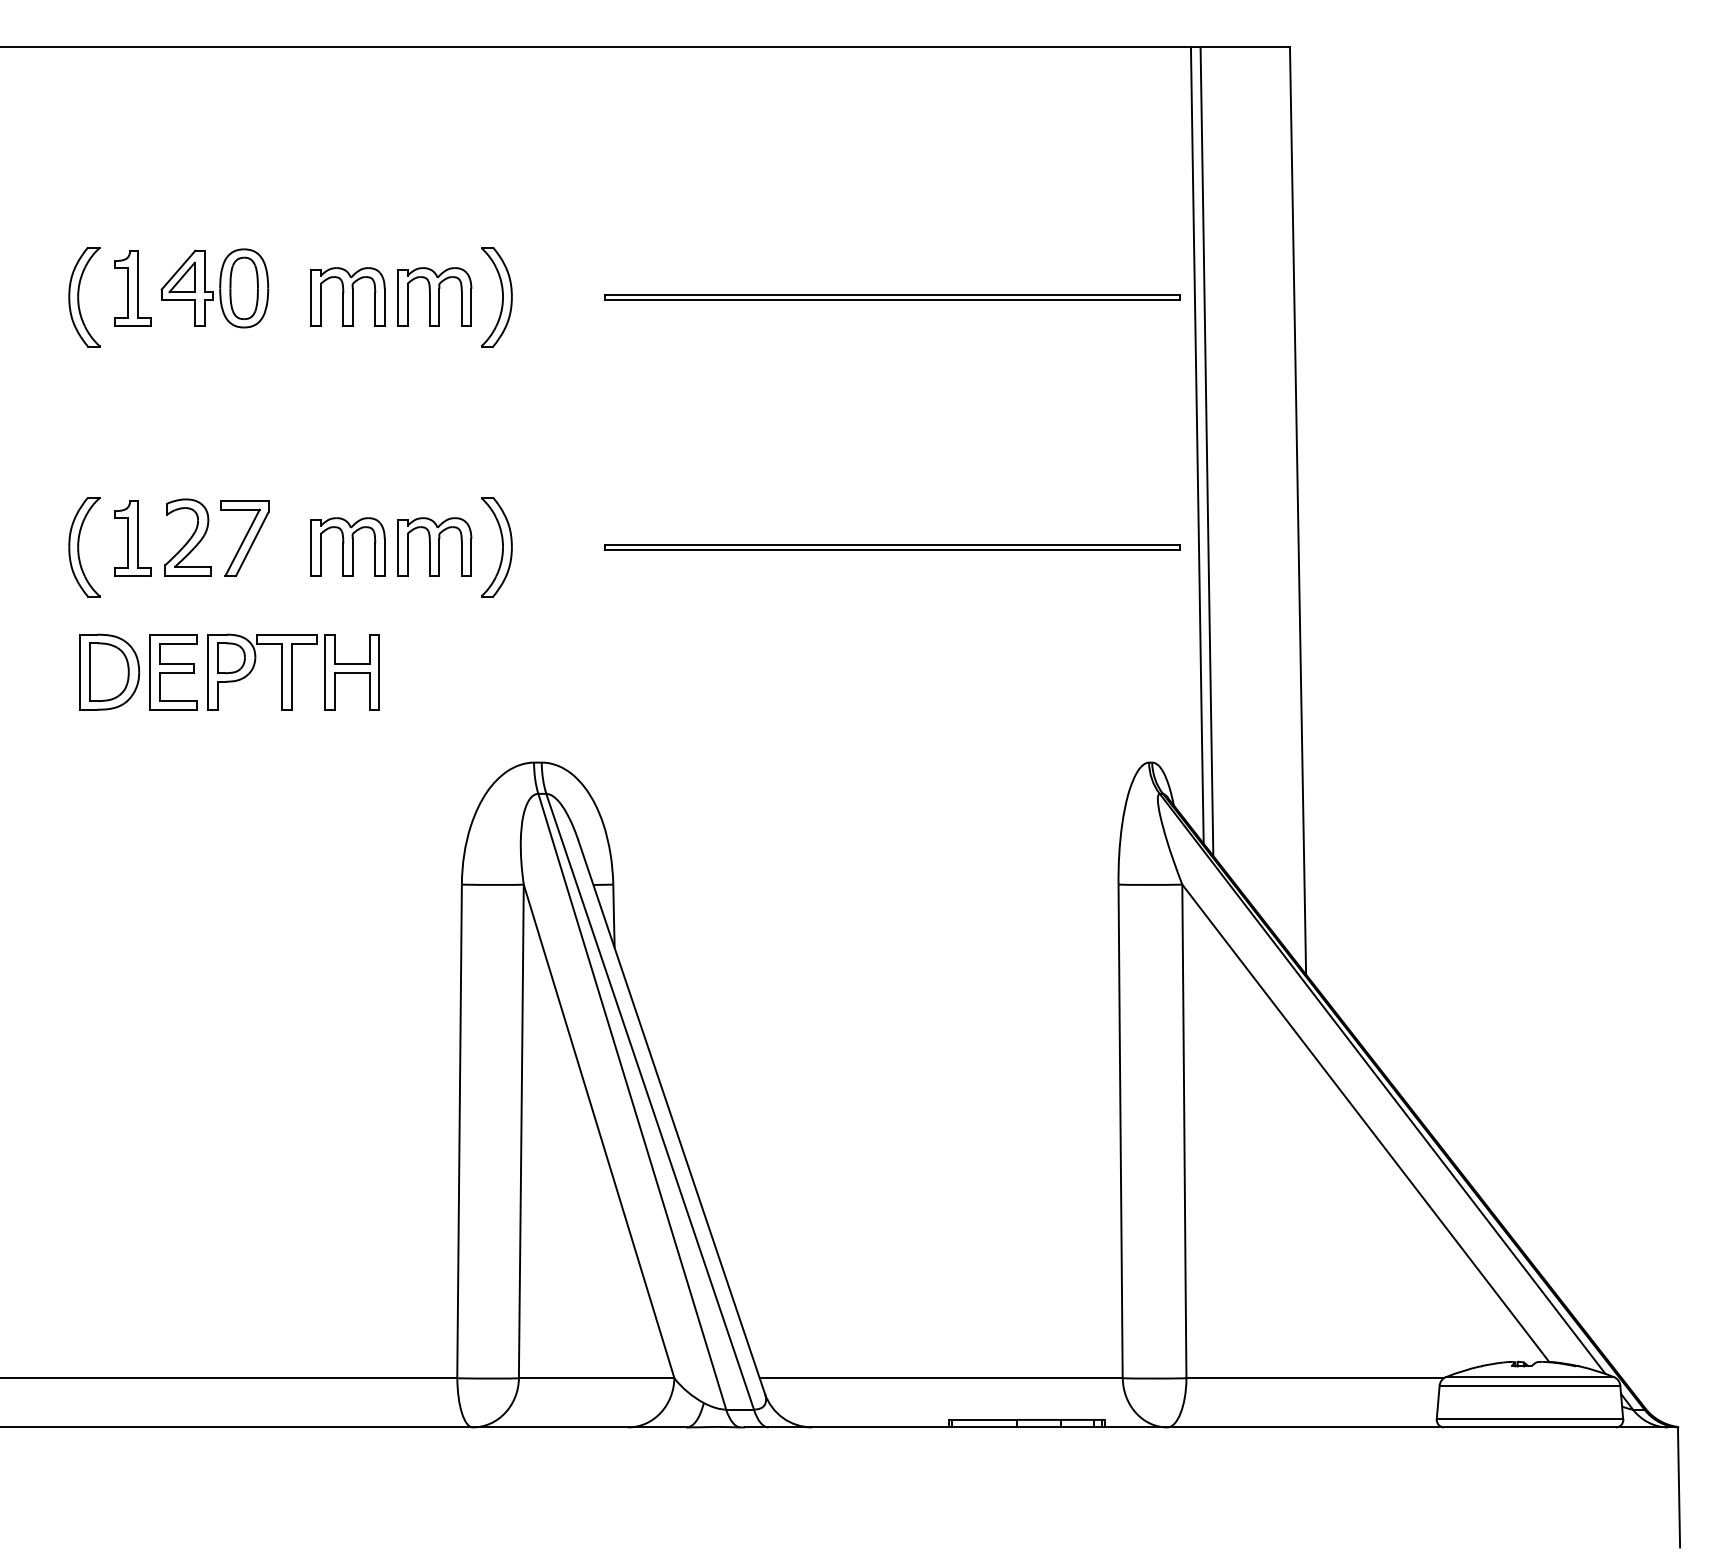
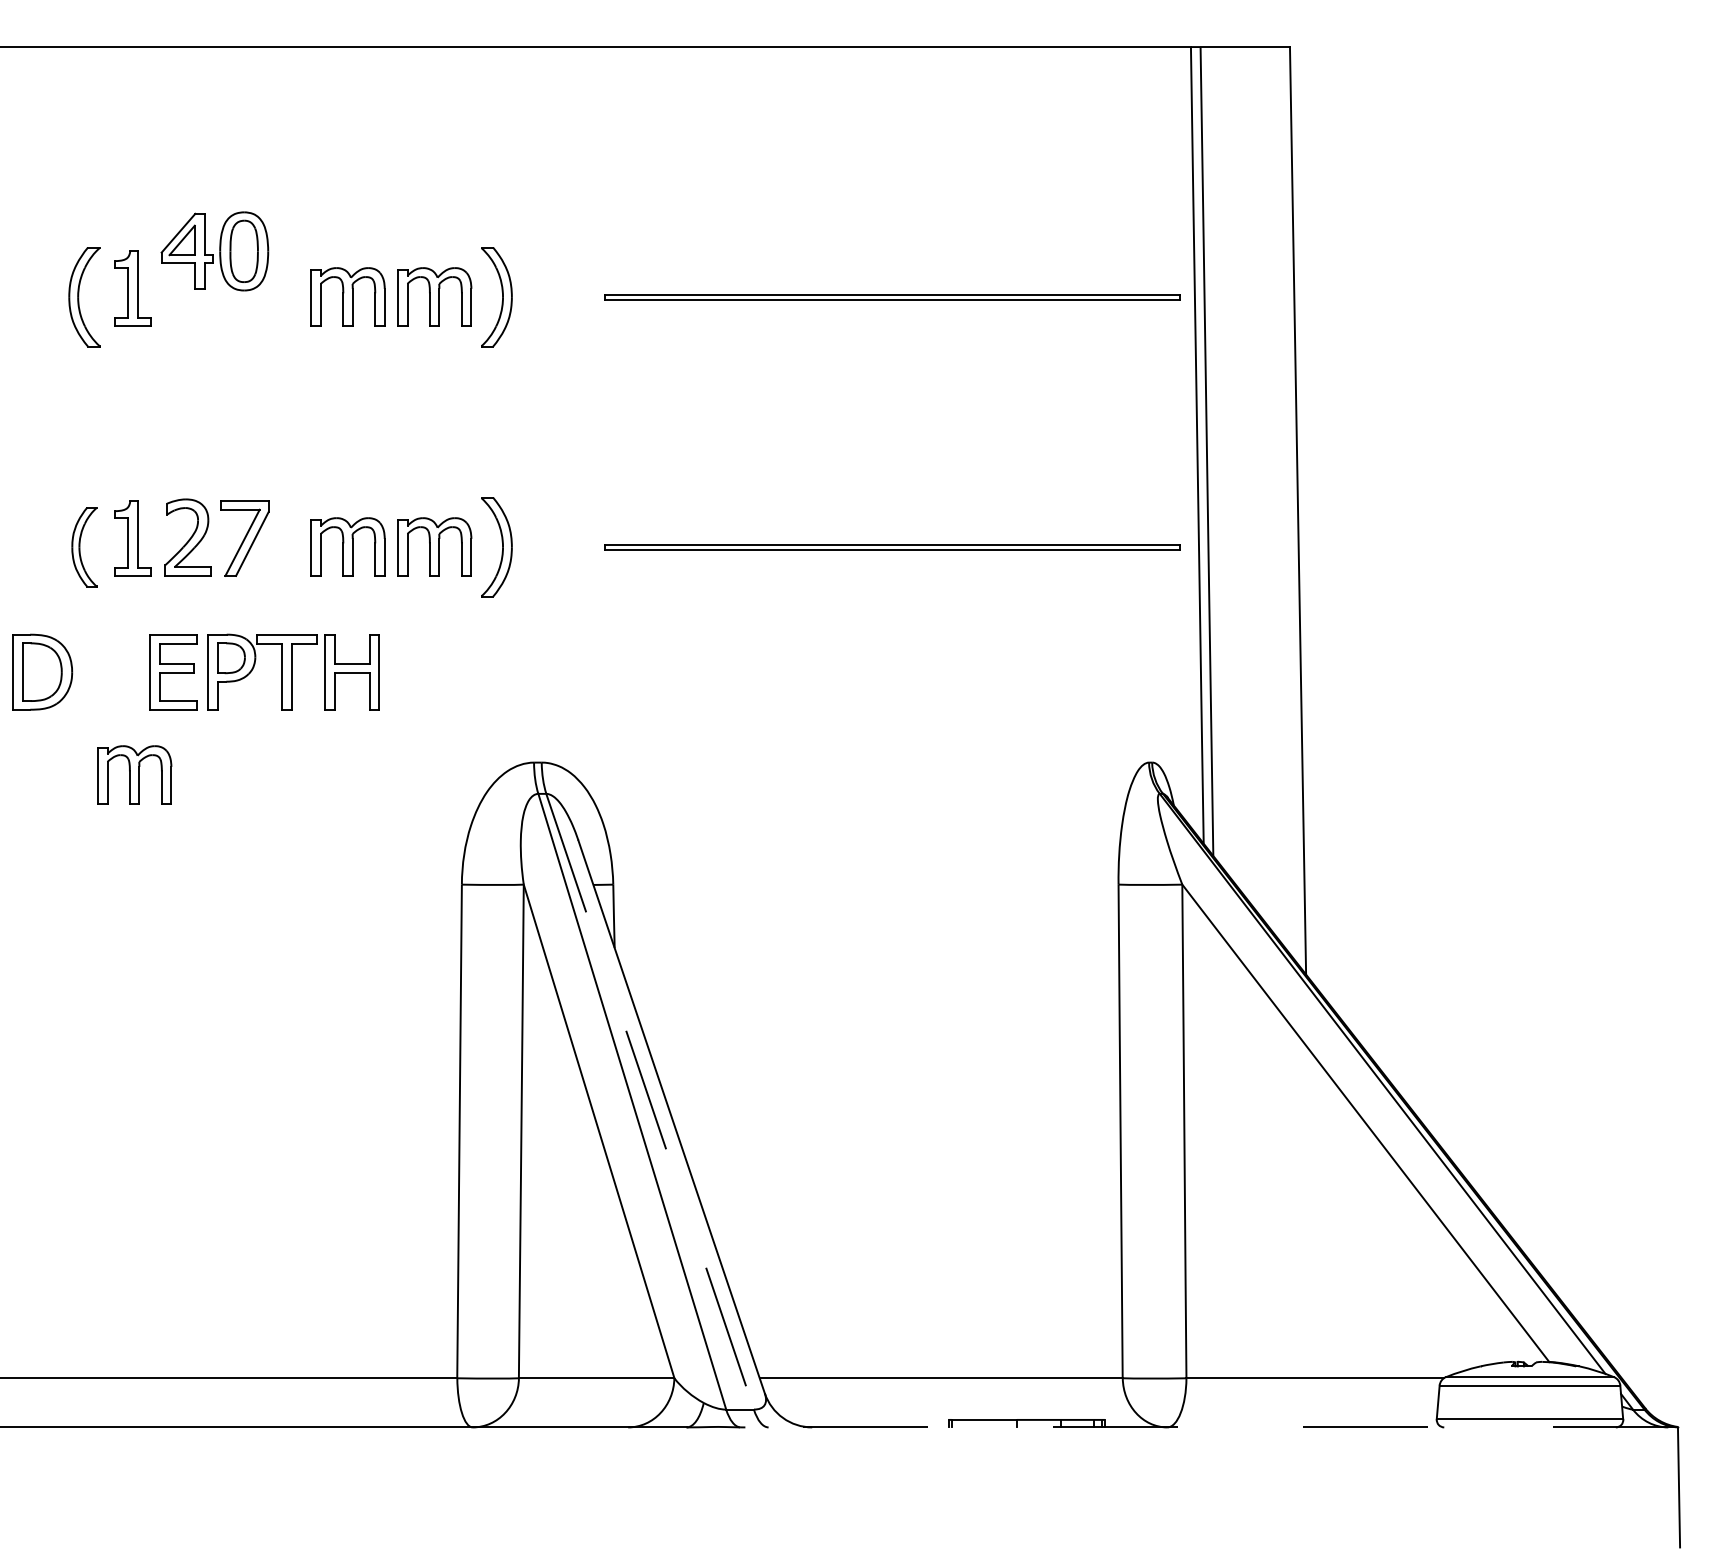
part position: (214, 288) -> (214, 251) (214, 251)
part size: 33x101 px -> 27x81 px (84, 547)
part position: (109, 671) -> (42, 671) (42, 671)
part: none -> present (134, 774)
line: solid -> dashed (650, 1101)
line: solid -> dashed (1211, 1427)
